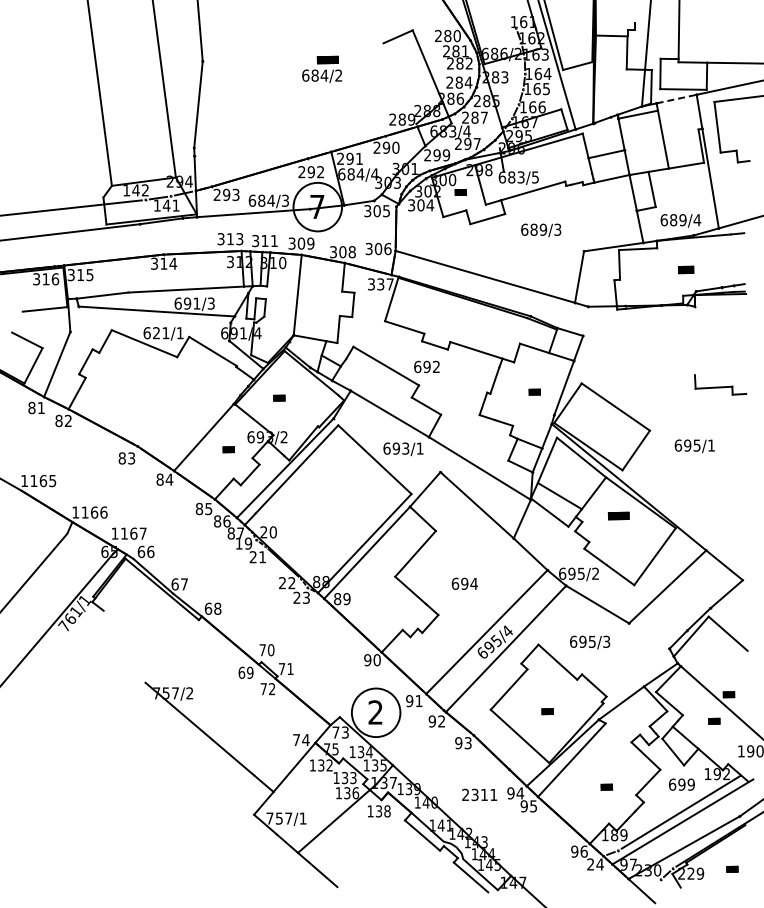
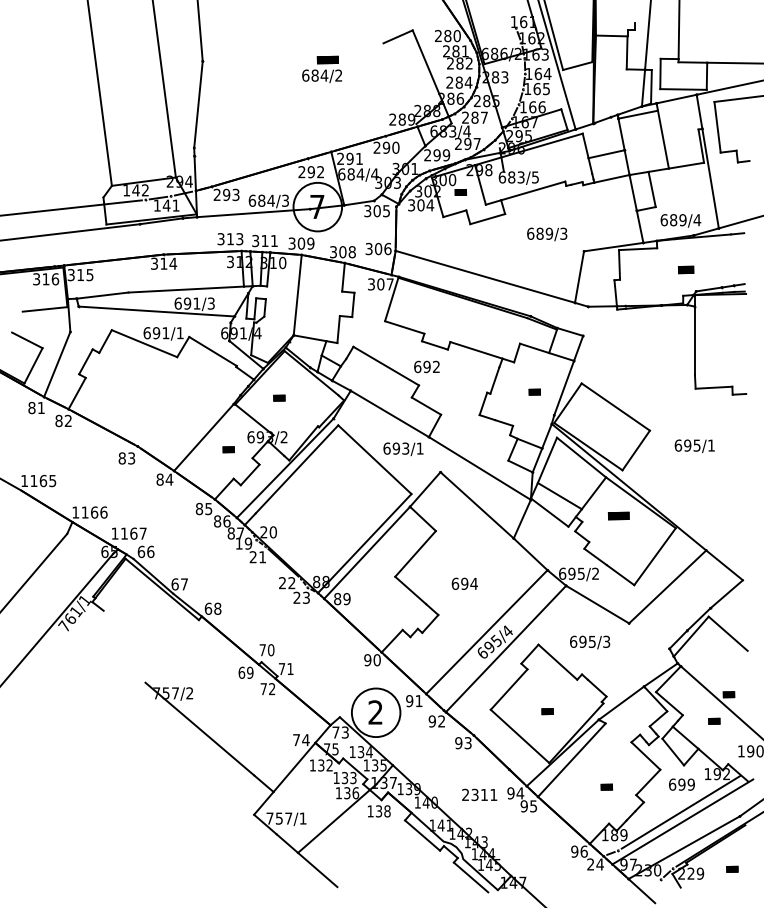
line: dashed -> solid (677, 98)
text position: (541, 230) -> (547, 234) (547, 234)
text: 337 -> 307 (380, 284)
text: 621/1 -> 691/1 (156, 333)
line: none -> present (694, 340)
